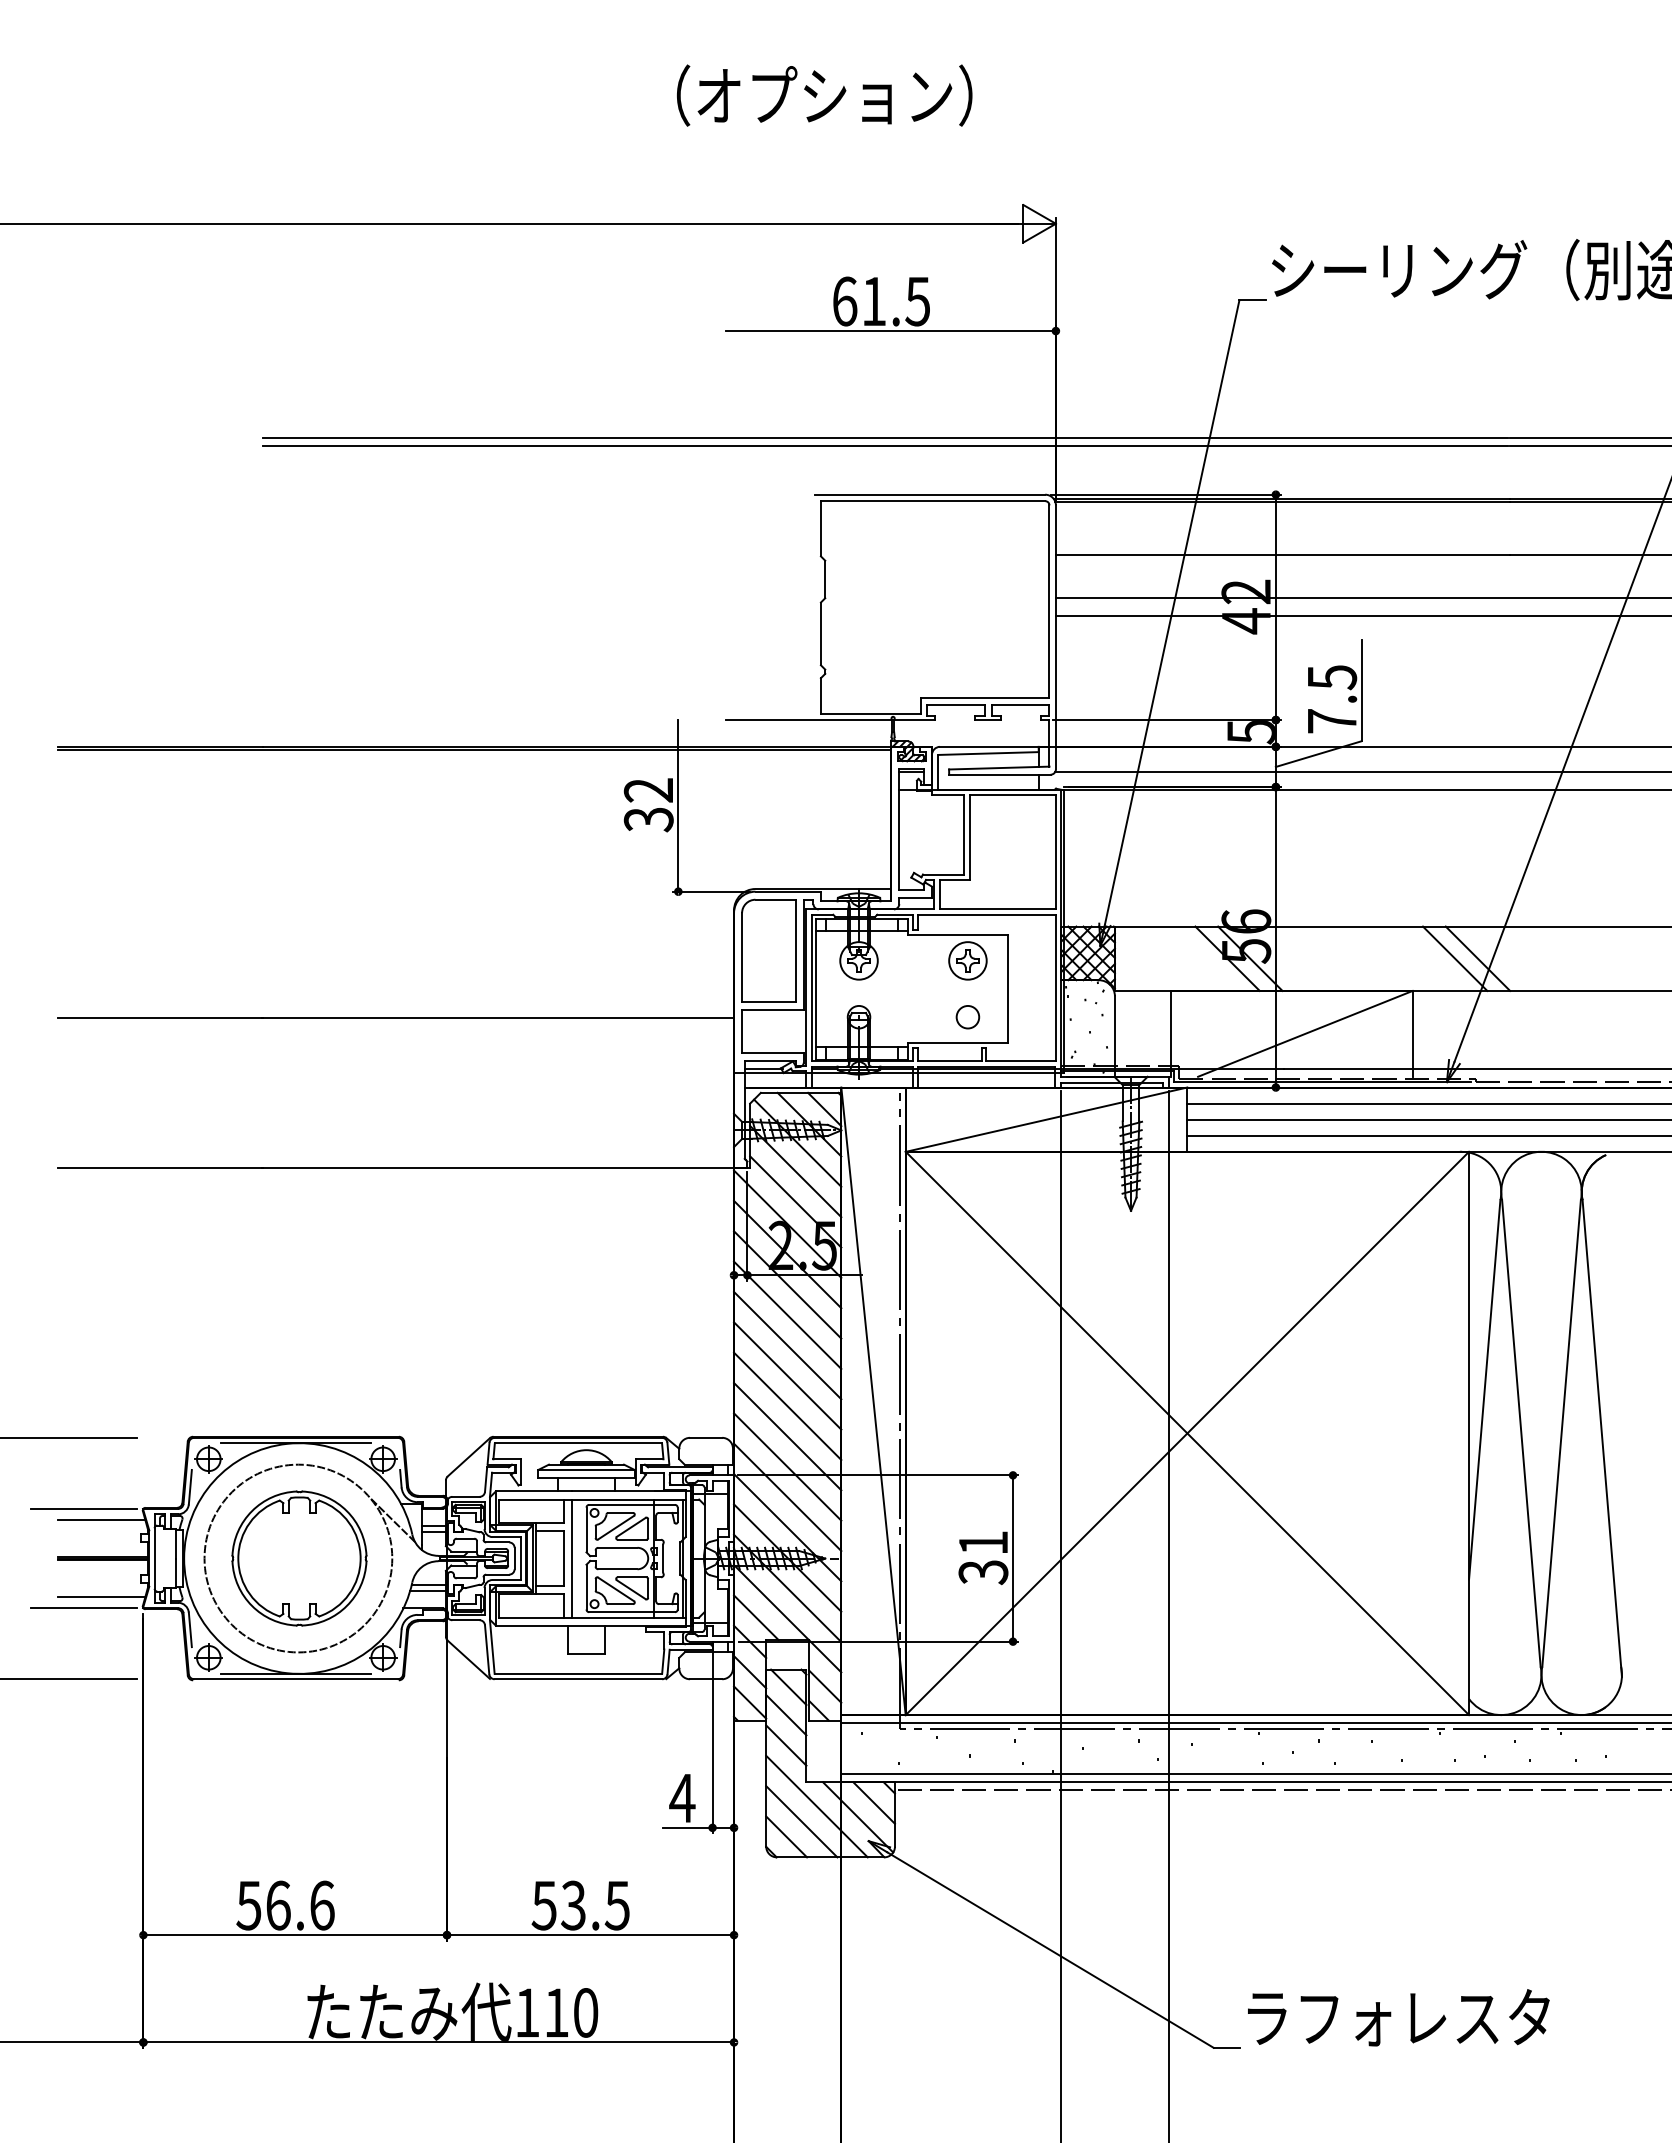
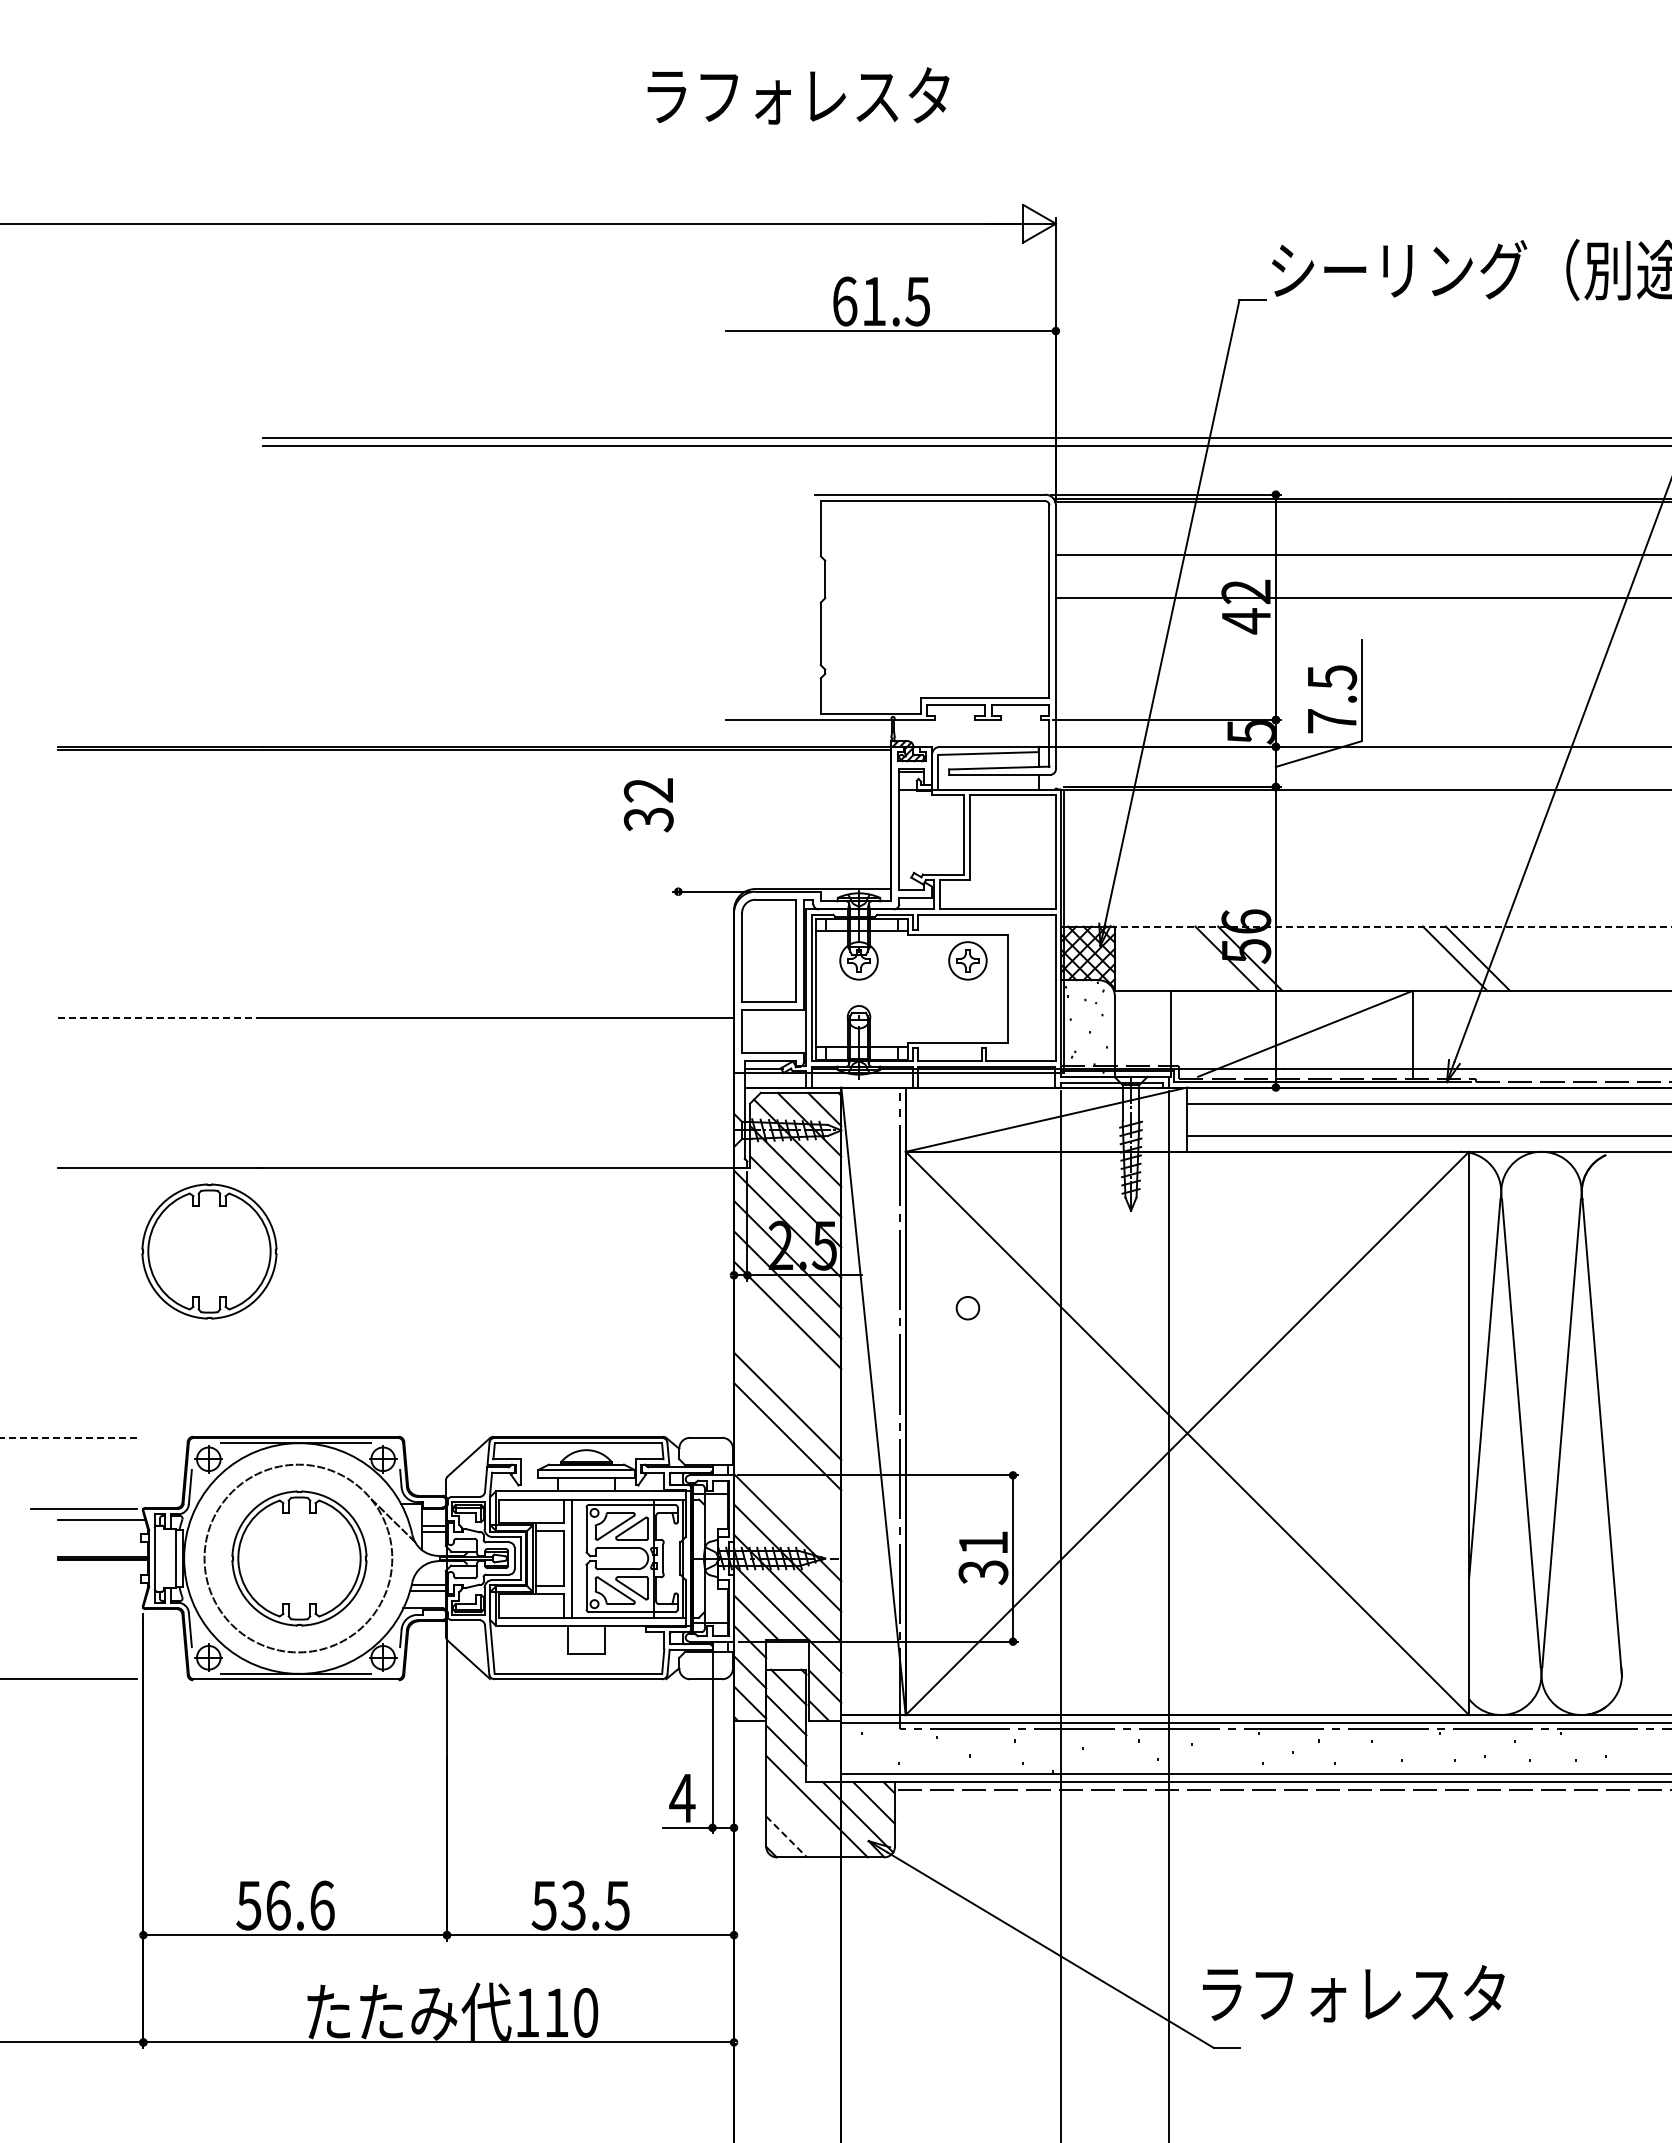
text: （オプション） -> ラフォレスタ (809, 95)
line: present -> none (1361, 616)
line: present -> none (1361, 772)
line: present -> none (678, 805)
line: solid -> dashed (1392, 926)
line: solid -> dashed (160, 1017)
circle position: (967, 1017) -> (967, 1308) (967, 1308)
line: present -> none (1427, 1119)
part: none -> present (209, 1251)
line: present -> none (787, 1345)
line: present -> none (787, 1375)
line: solid -> dashed (68, 1437)
line: present -> none (787, 1466)
line: present -> none (787, 1497)
line: present -> none (101, 1597)
line: present -> none (83, 1608)
line: present -> none (801, 1821)
line: solid -> dashed (786, 1836)
text position: (1398, 2017) -> (1353, 1993) (1353, 1993)
